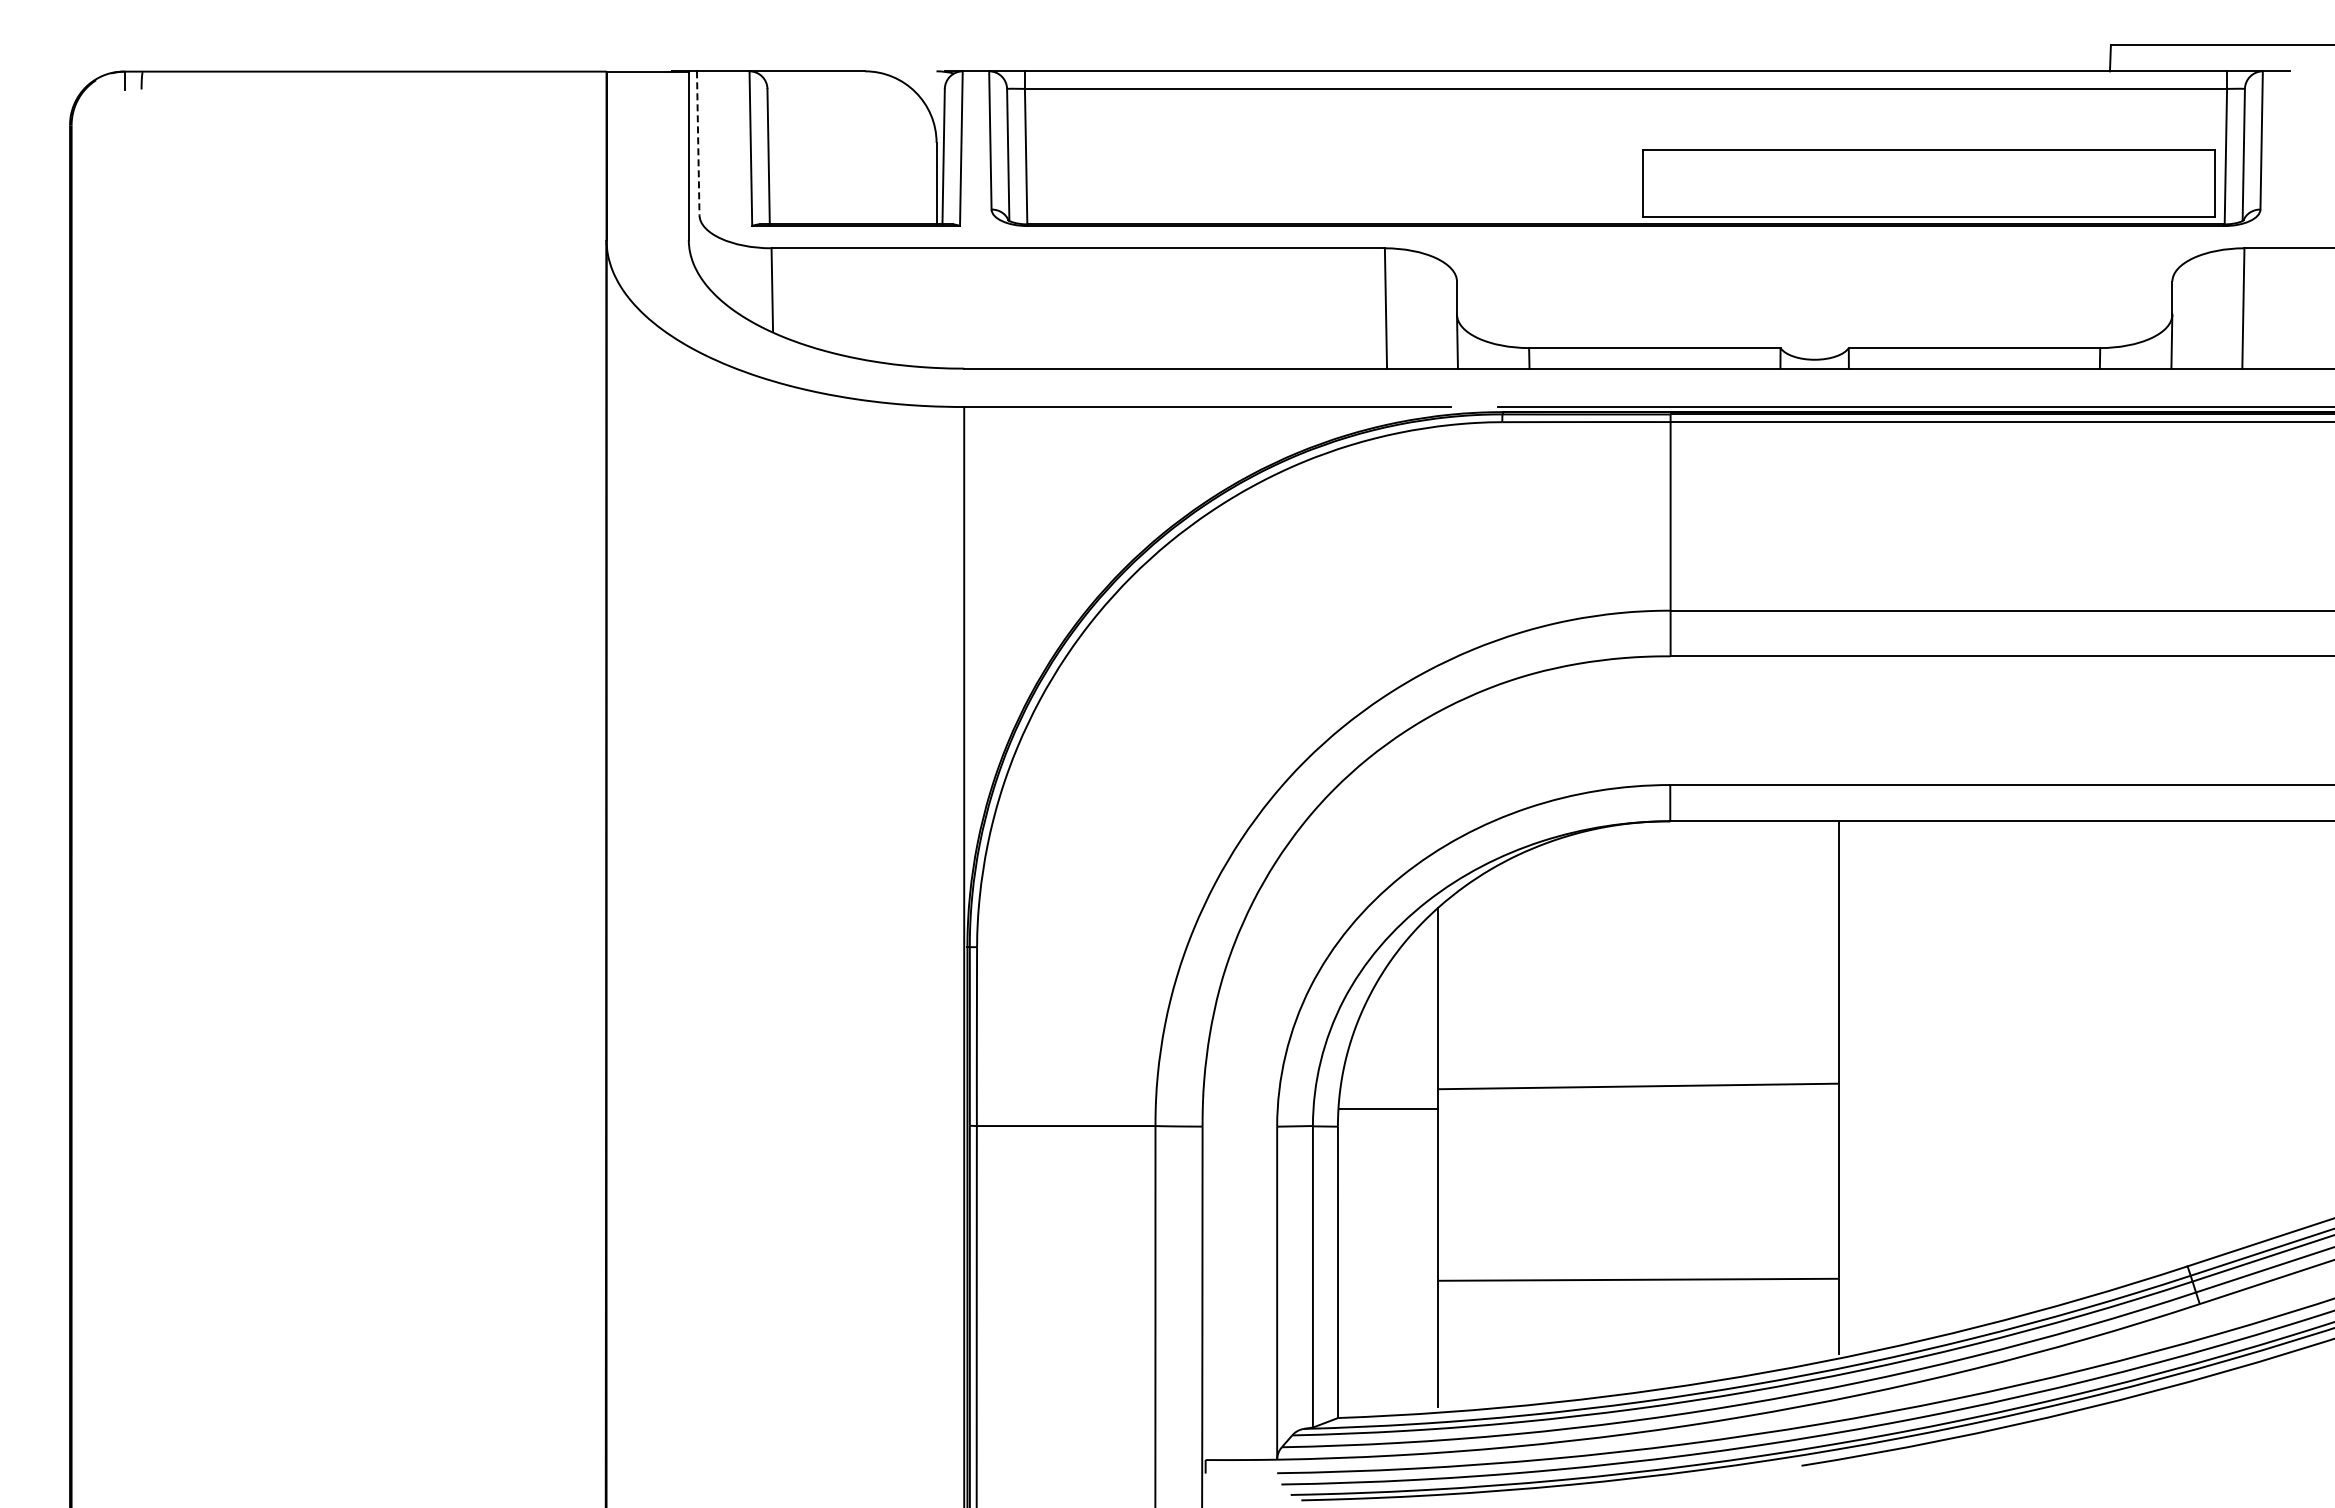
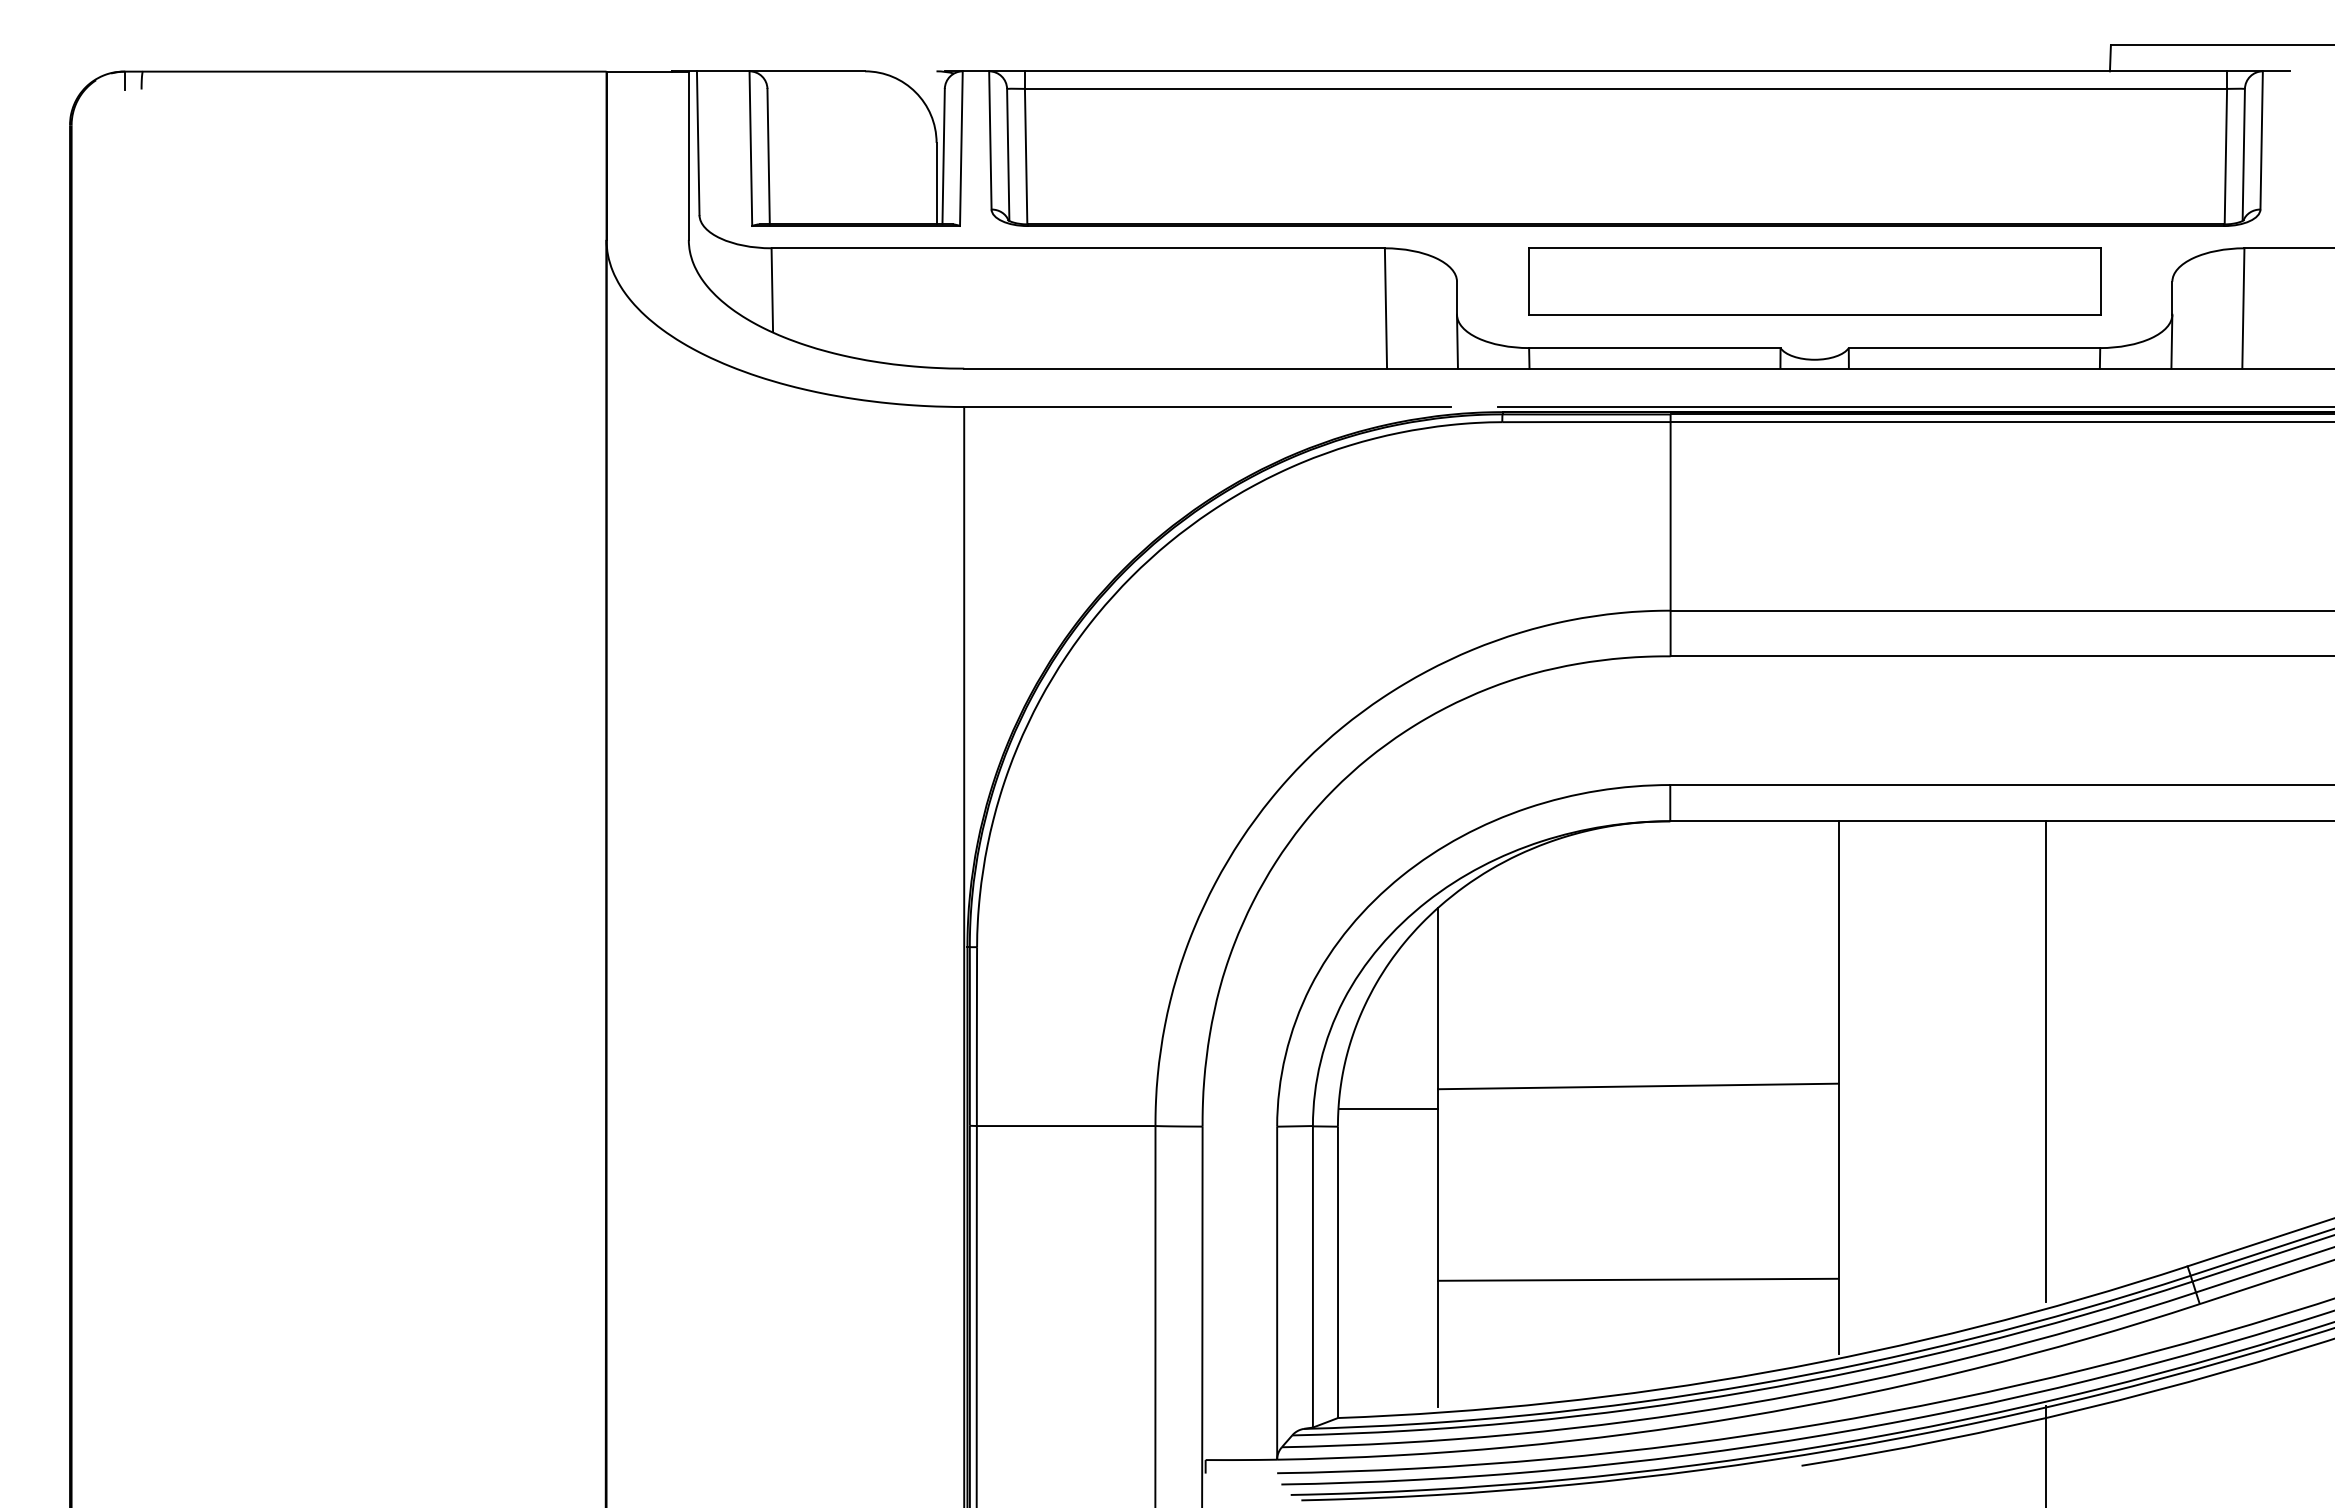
line: dashed -> solid (698, 143)
part position: (1928, 183) -> (1814, 281) (1814, 281)
line: none -> present (2046, 1061)
line: none -> present (2046, 1455)
